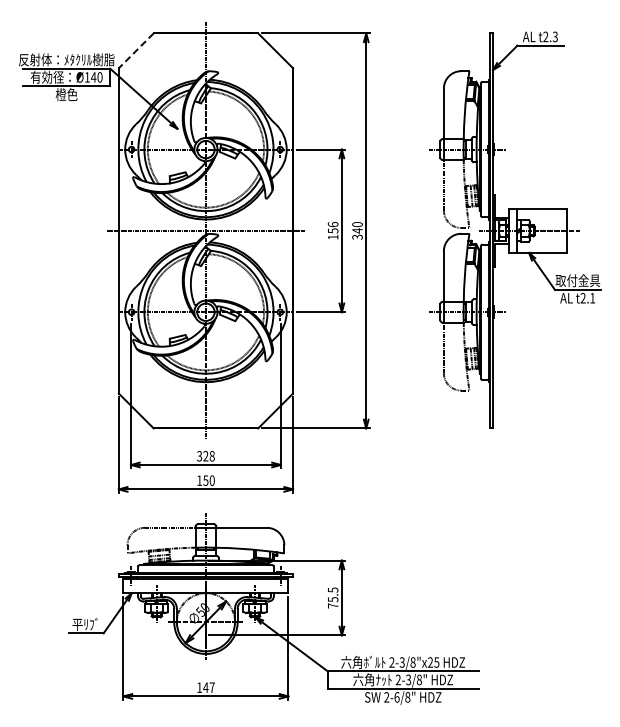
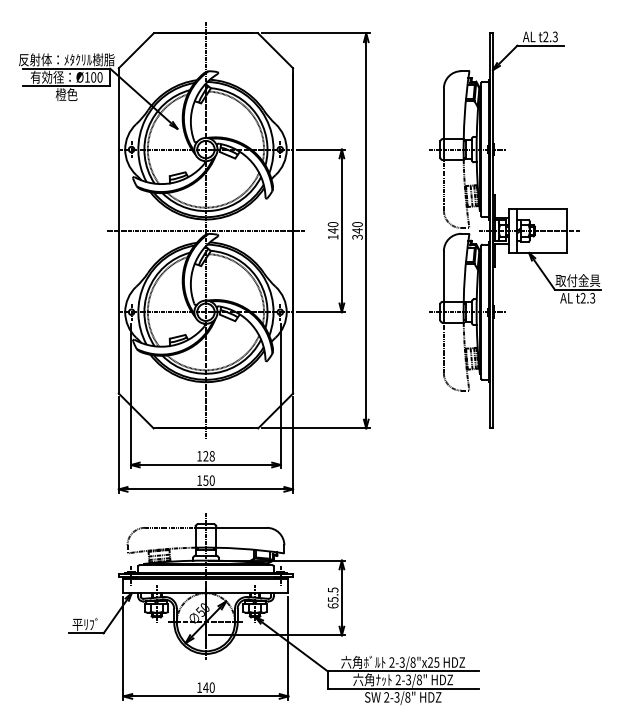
line: dashed -> solid (136, 50)
text: Ø140 -> Ø100 (93, 77)
text: 156 -> 140 (332, 227)
text: t2.1 -> t2.3 (592, 297)
text: 328 -> 128 (199, 455)
text: 75.5 -> 65.5 (332, 605)
text: 147 -> 140 (211, 687)
text: 2-6/8" -> 2-3/8" (396, 697)
